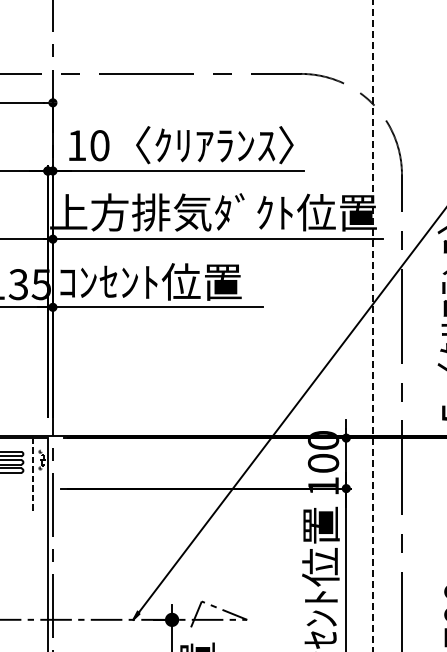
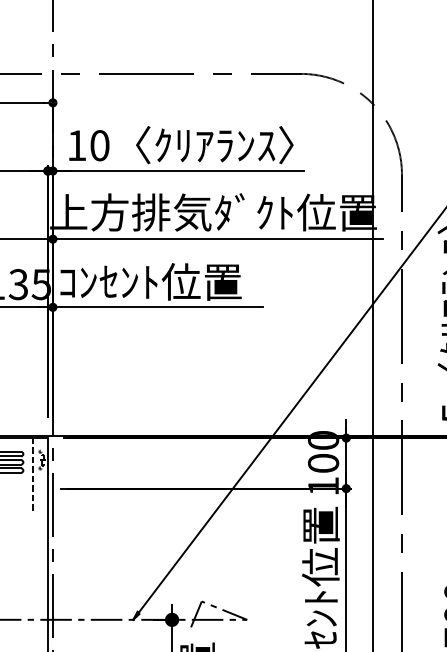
line: dashed -> solid (373, 325)
